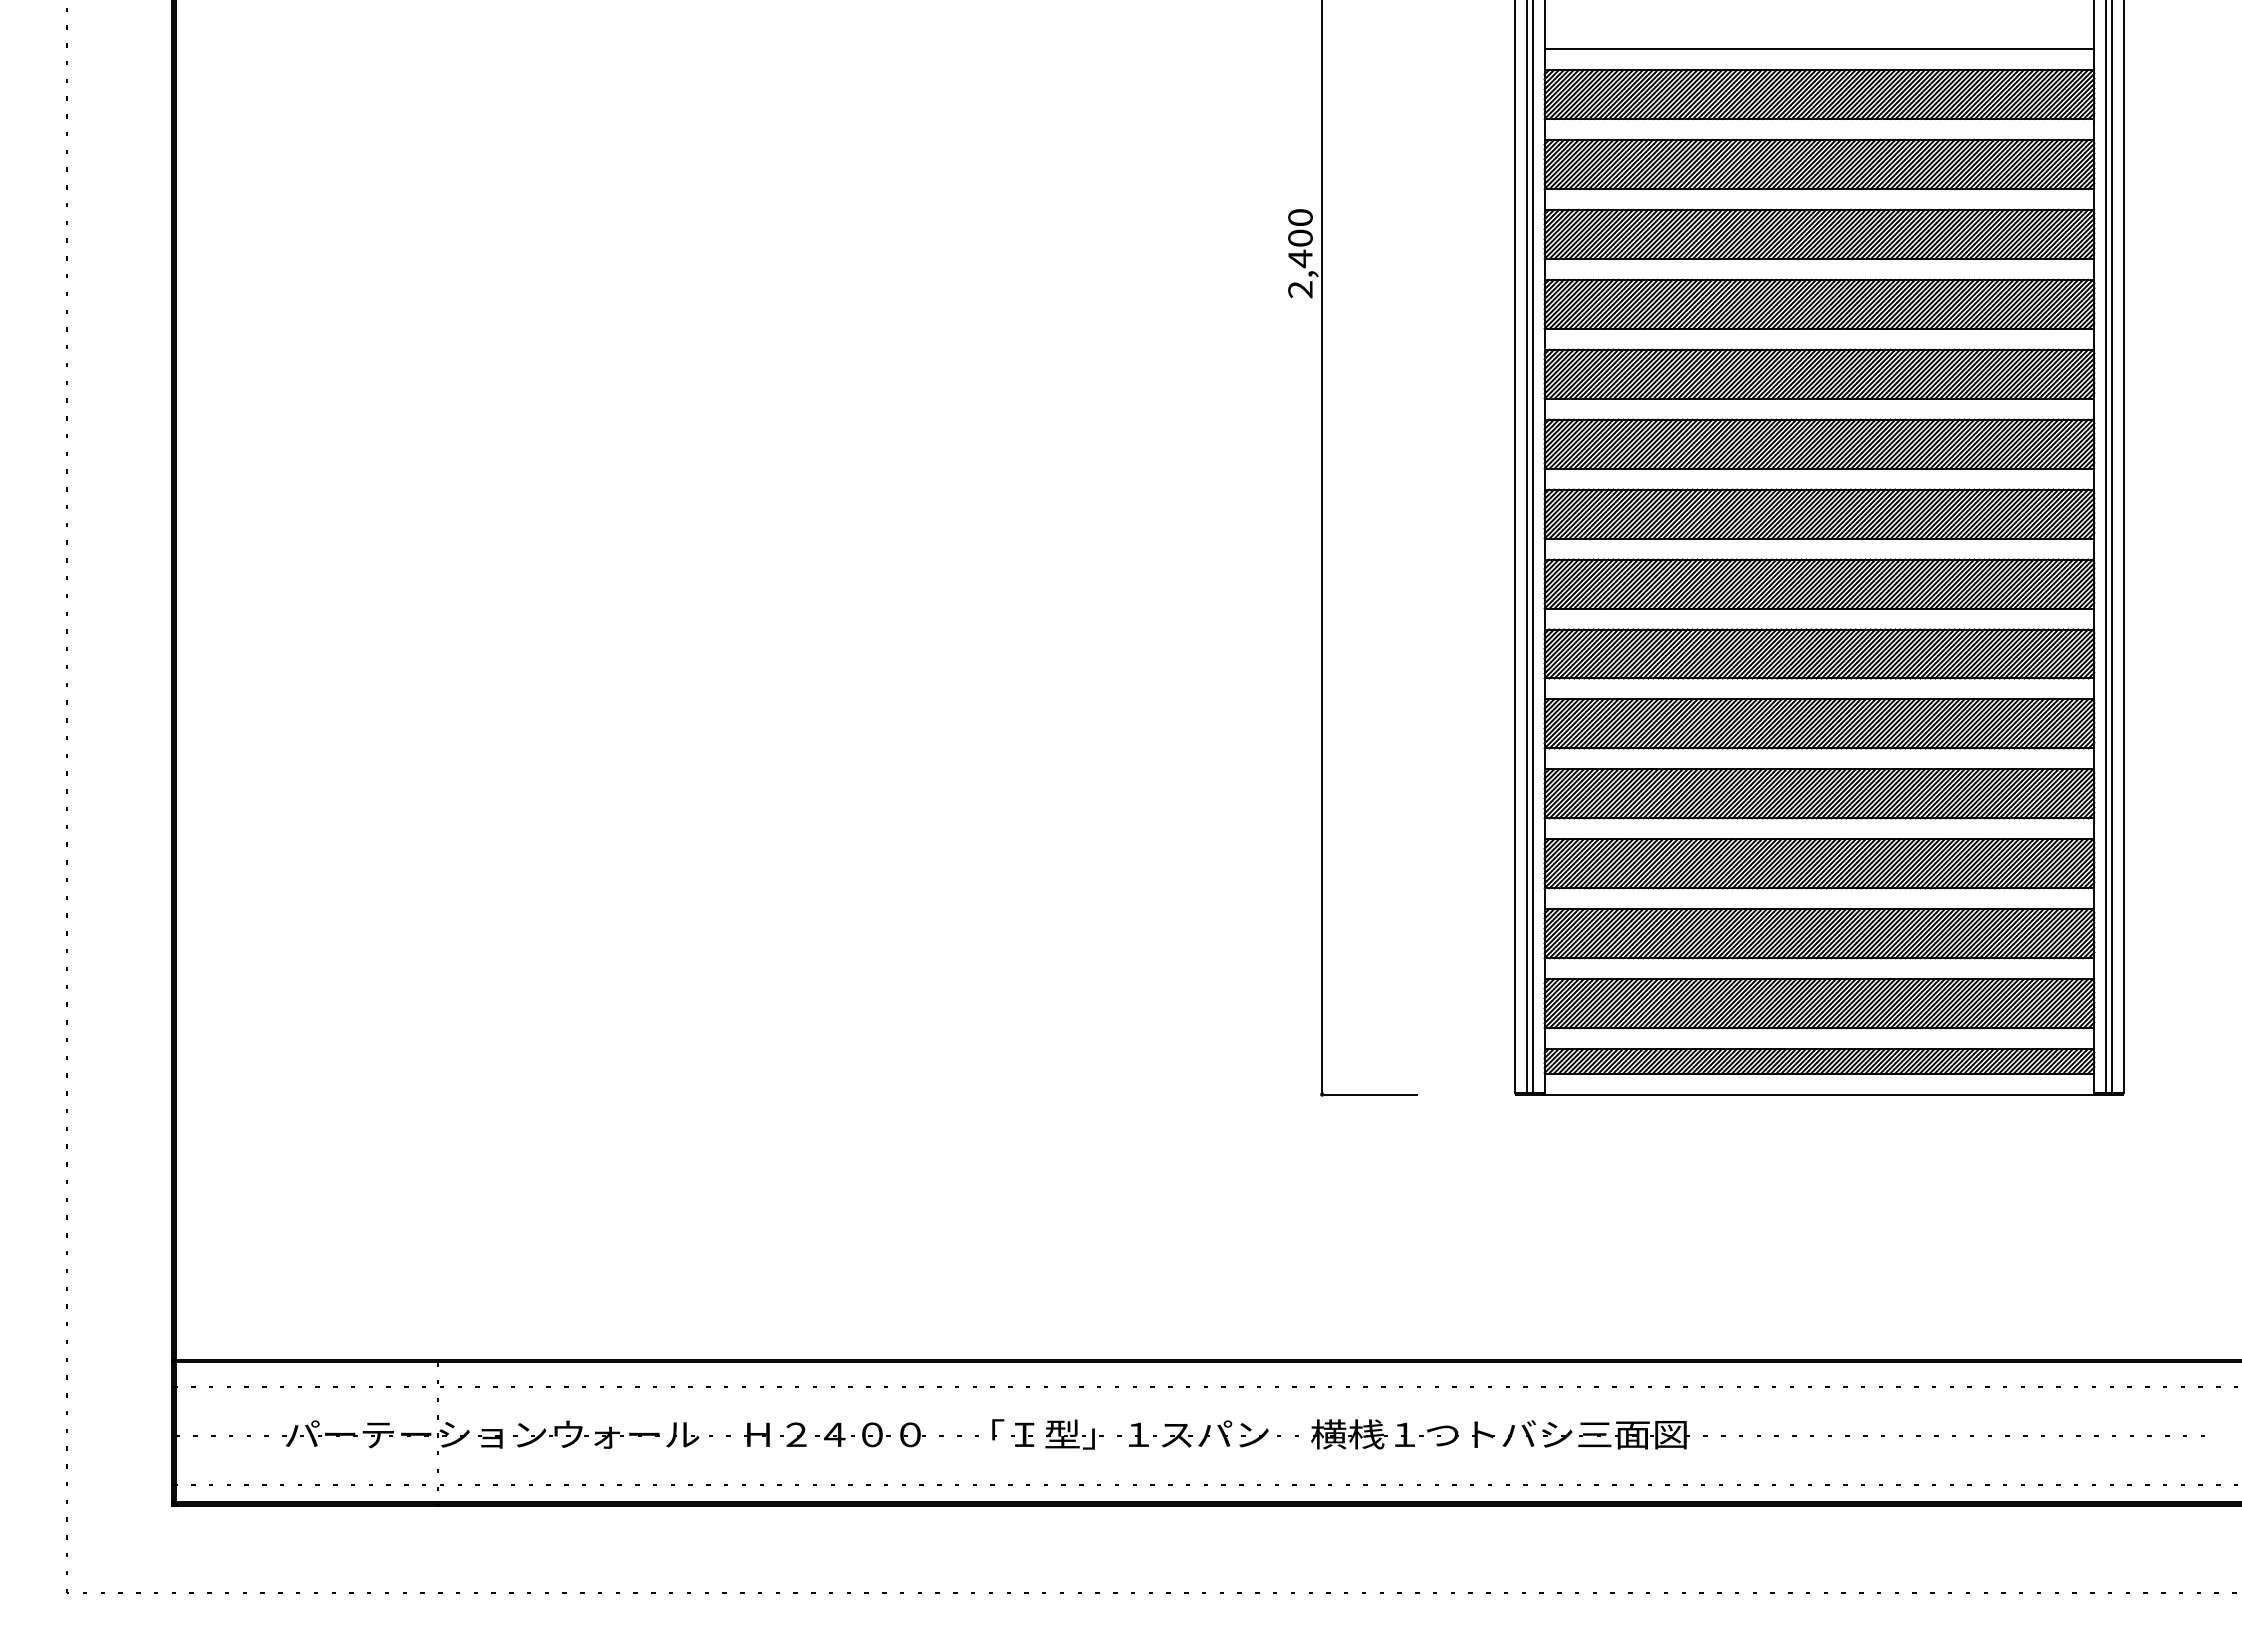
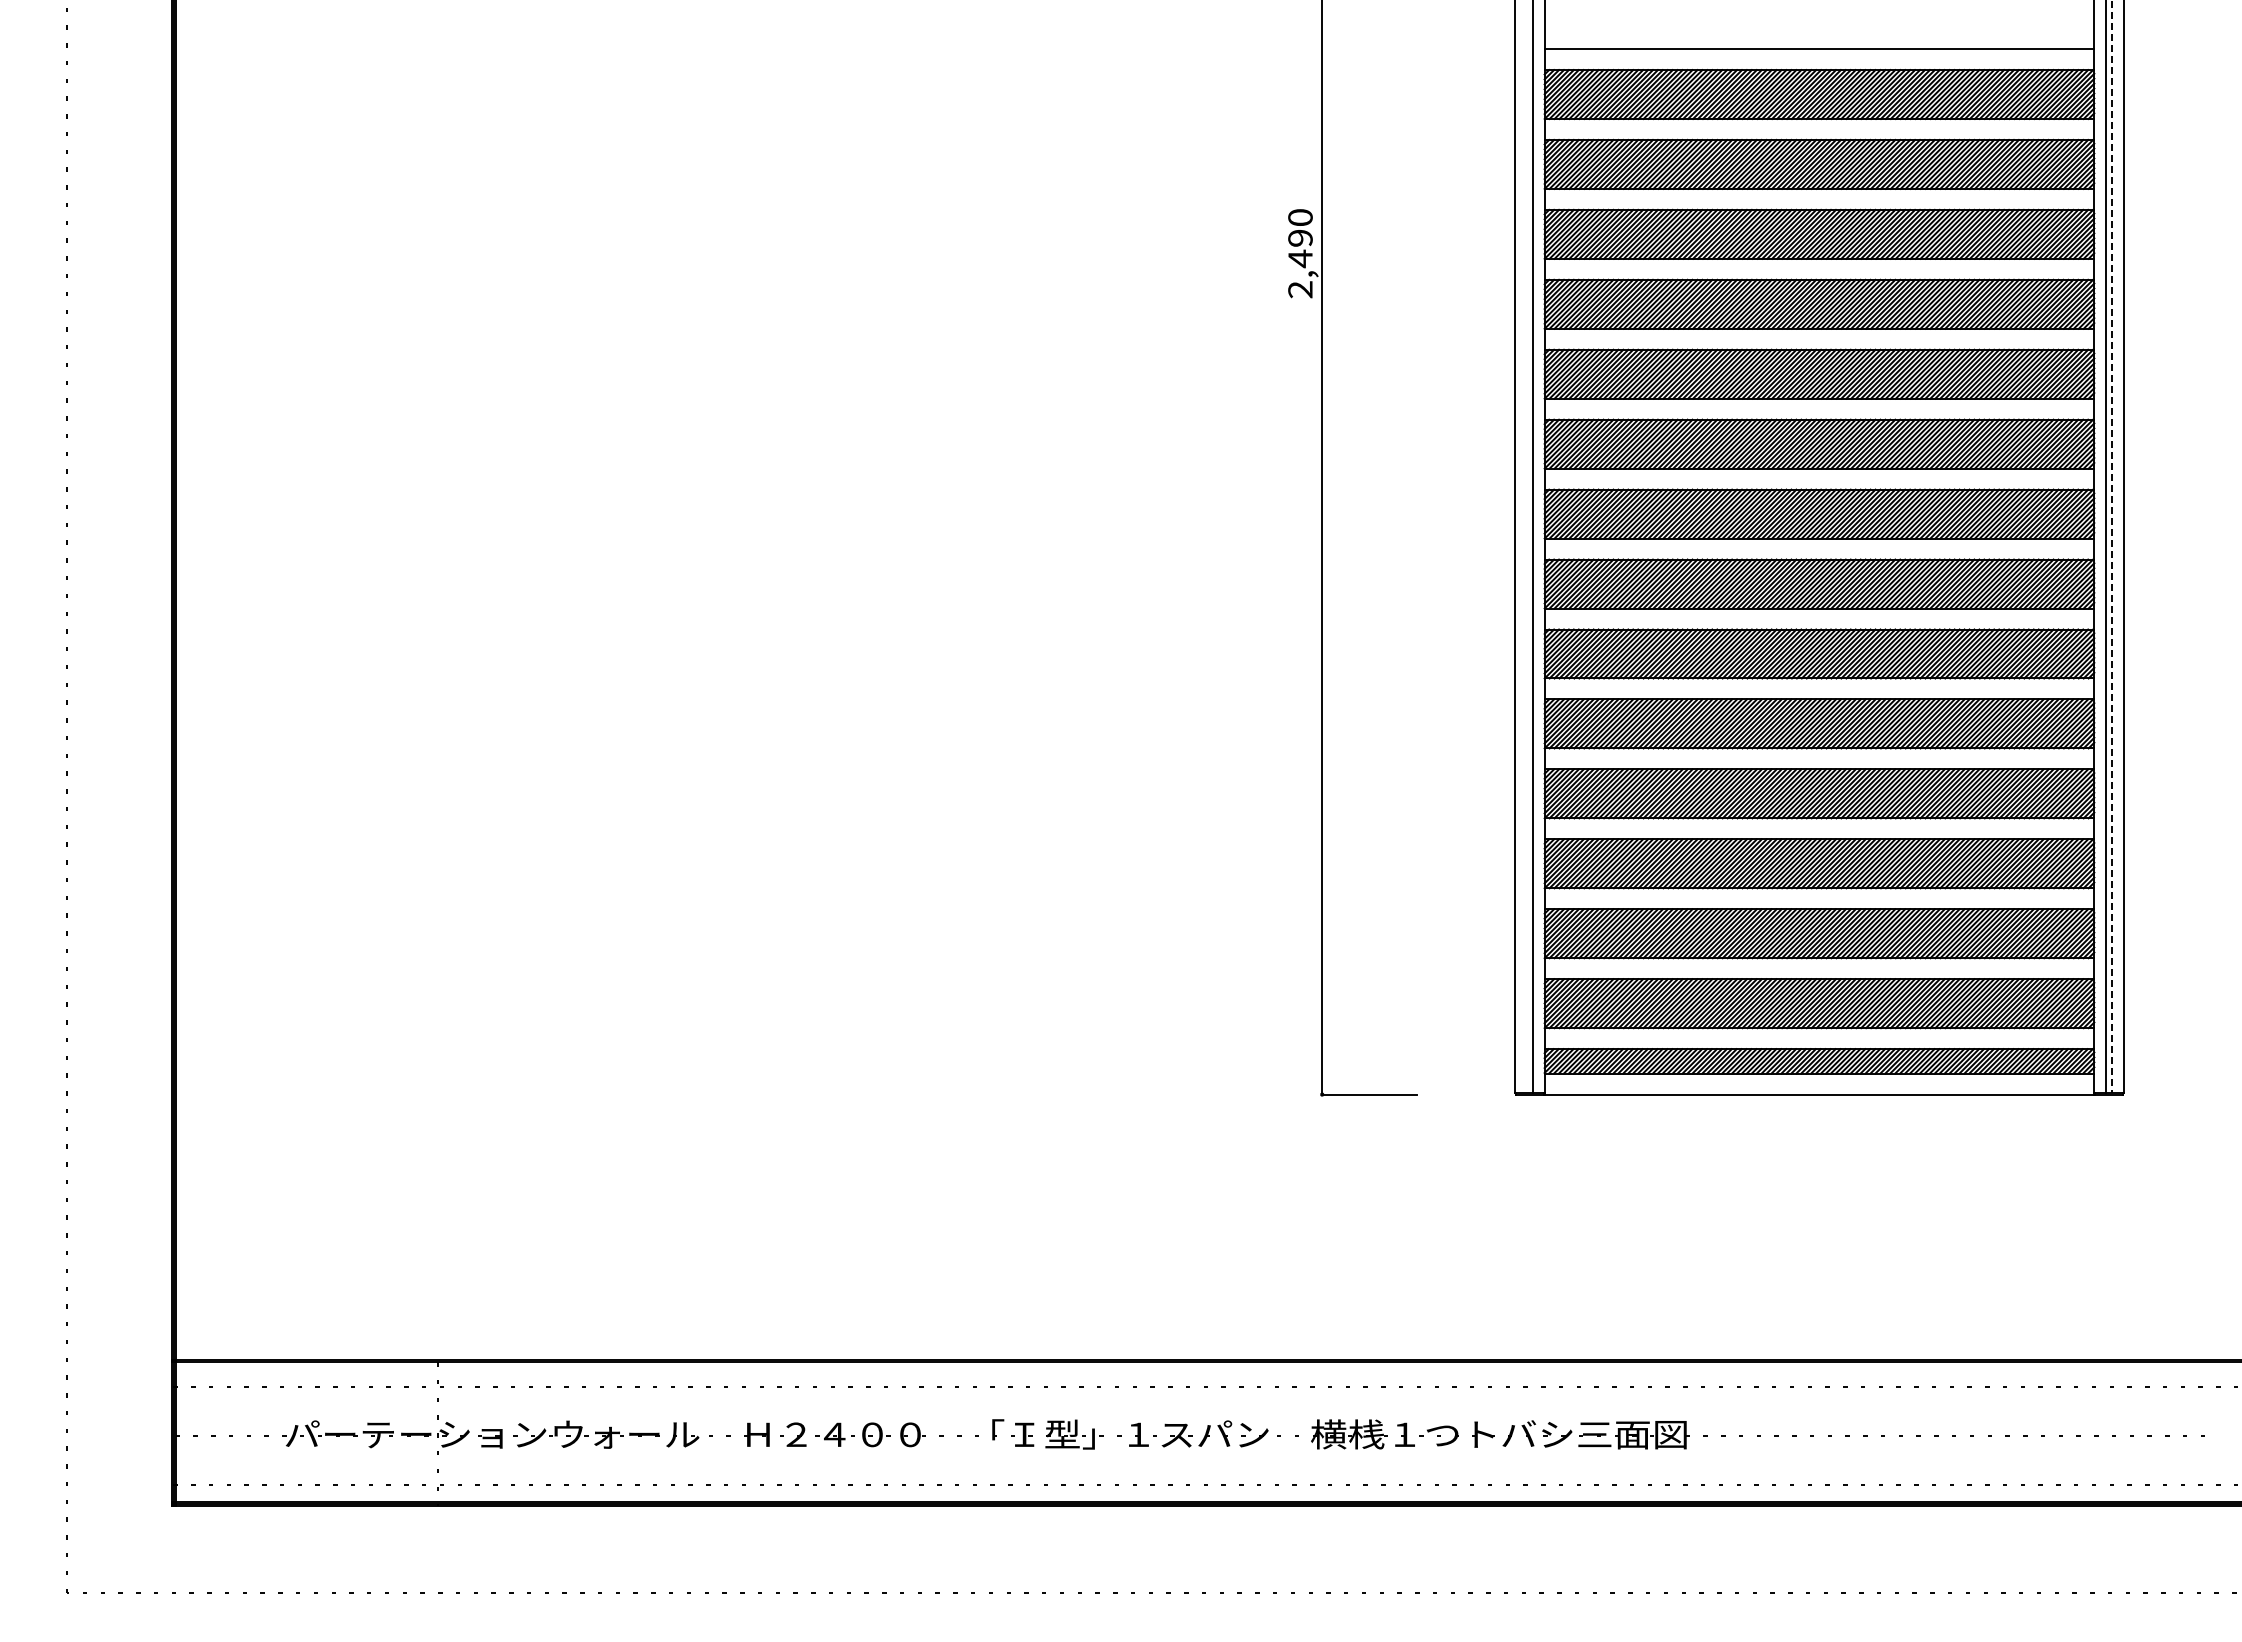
text: 2,400 -> 2,490 (1300, 237)
line: present -> none (1527, 547)
line: solid -> dashed (2111, 547)
